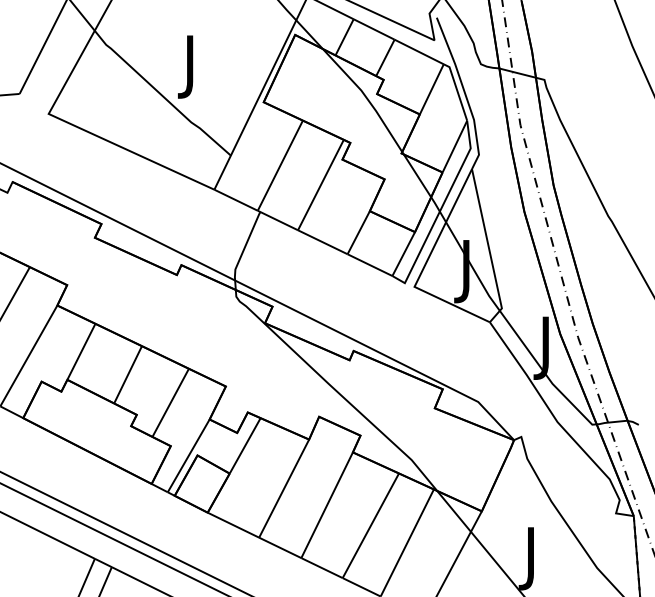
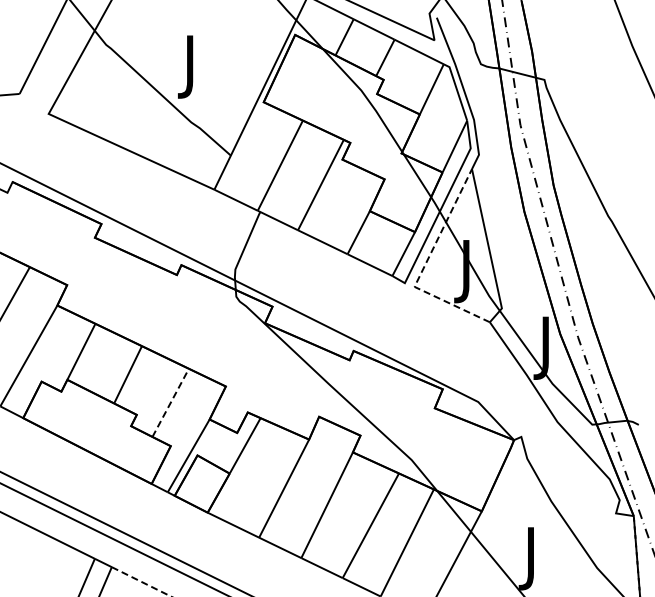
line: solid -> dashed (425, 265)
line: solid -> dashed (170, 402)
line: solid -> dashed (142, 582)
